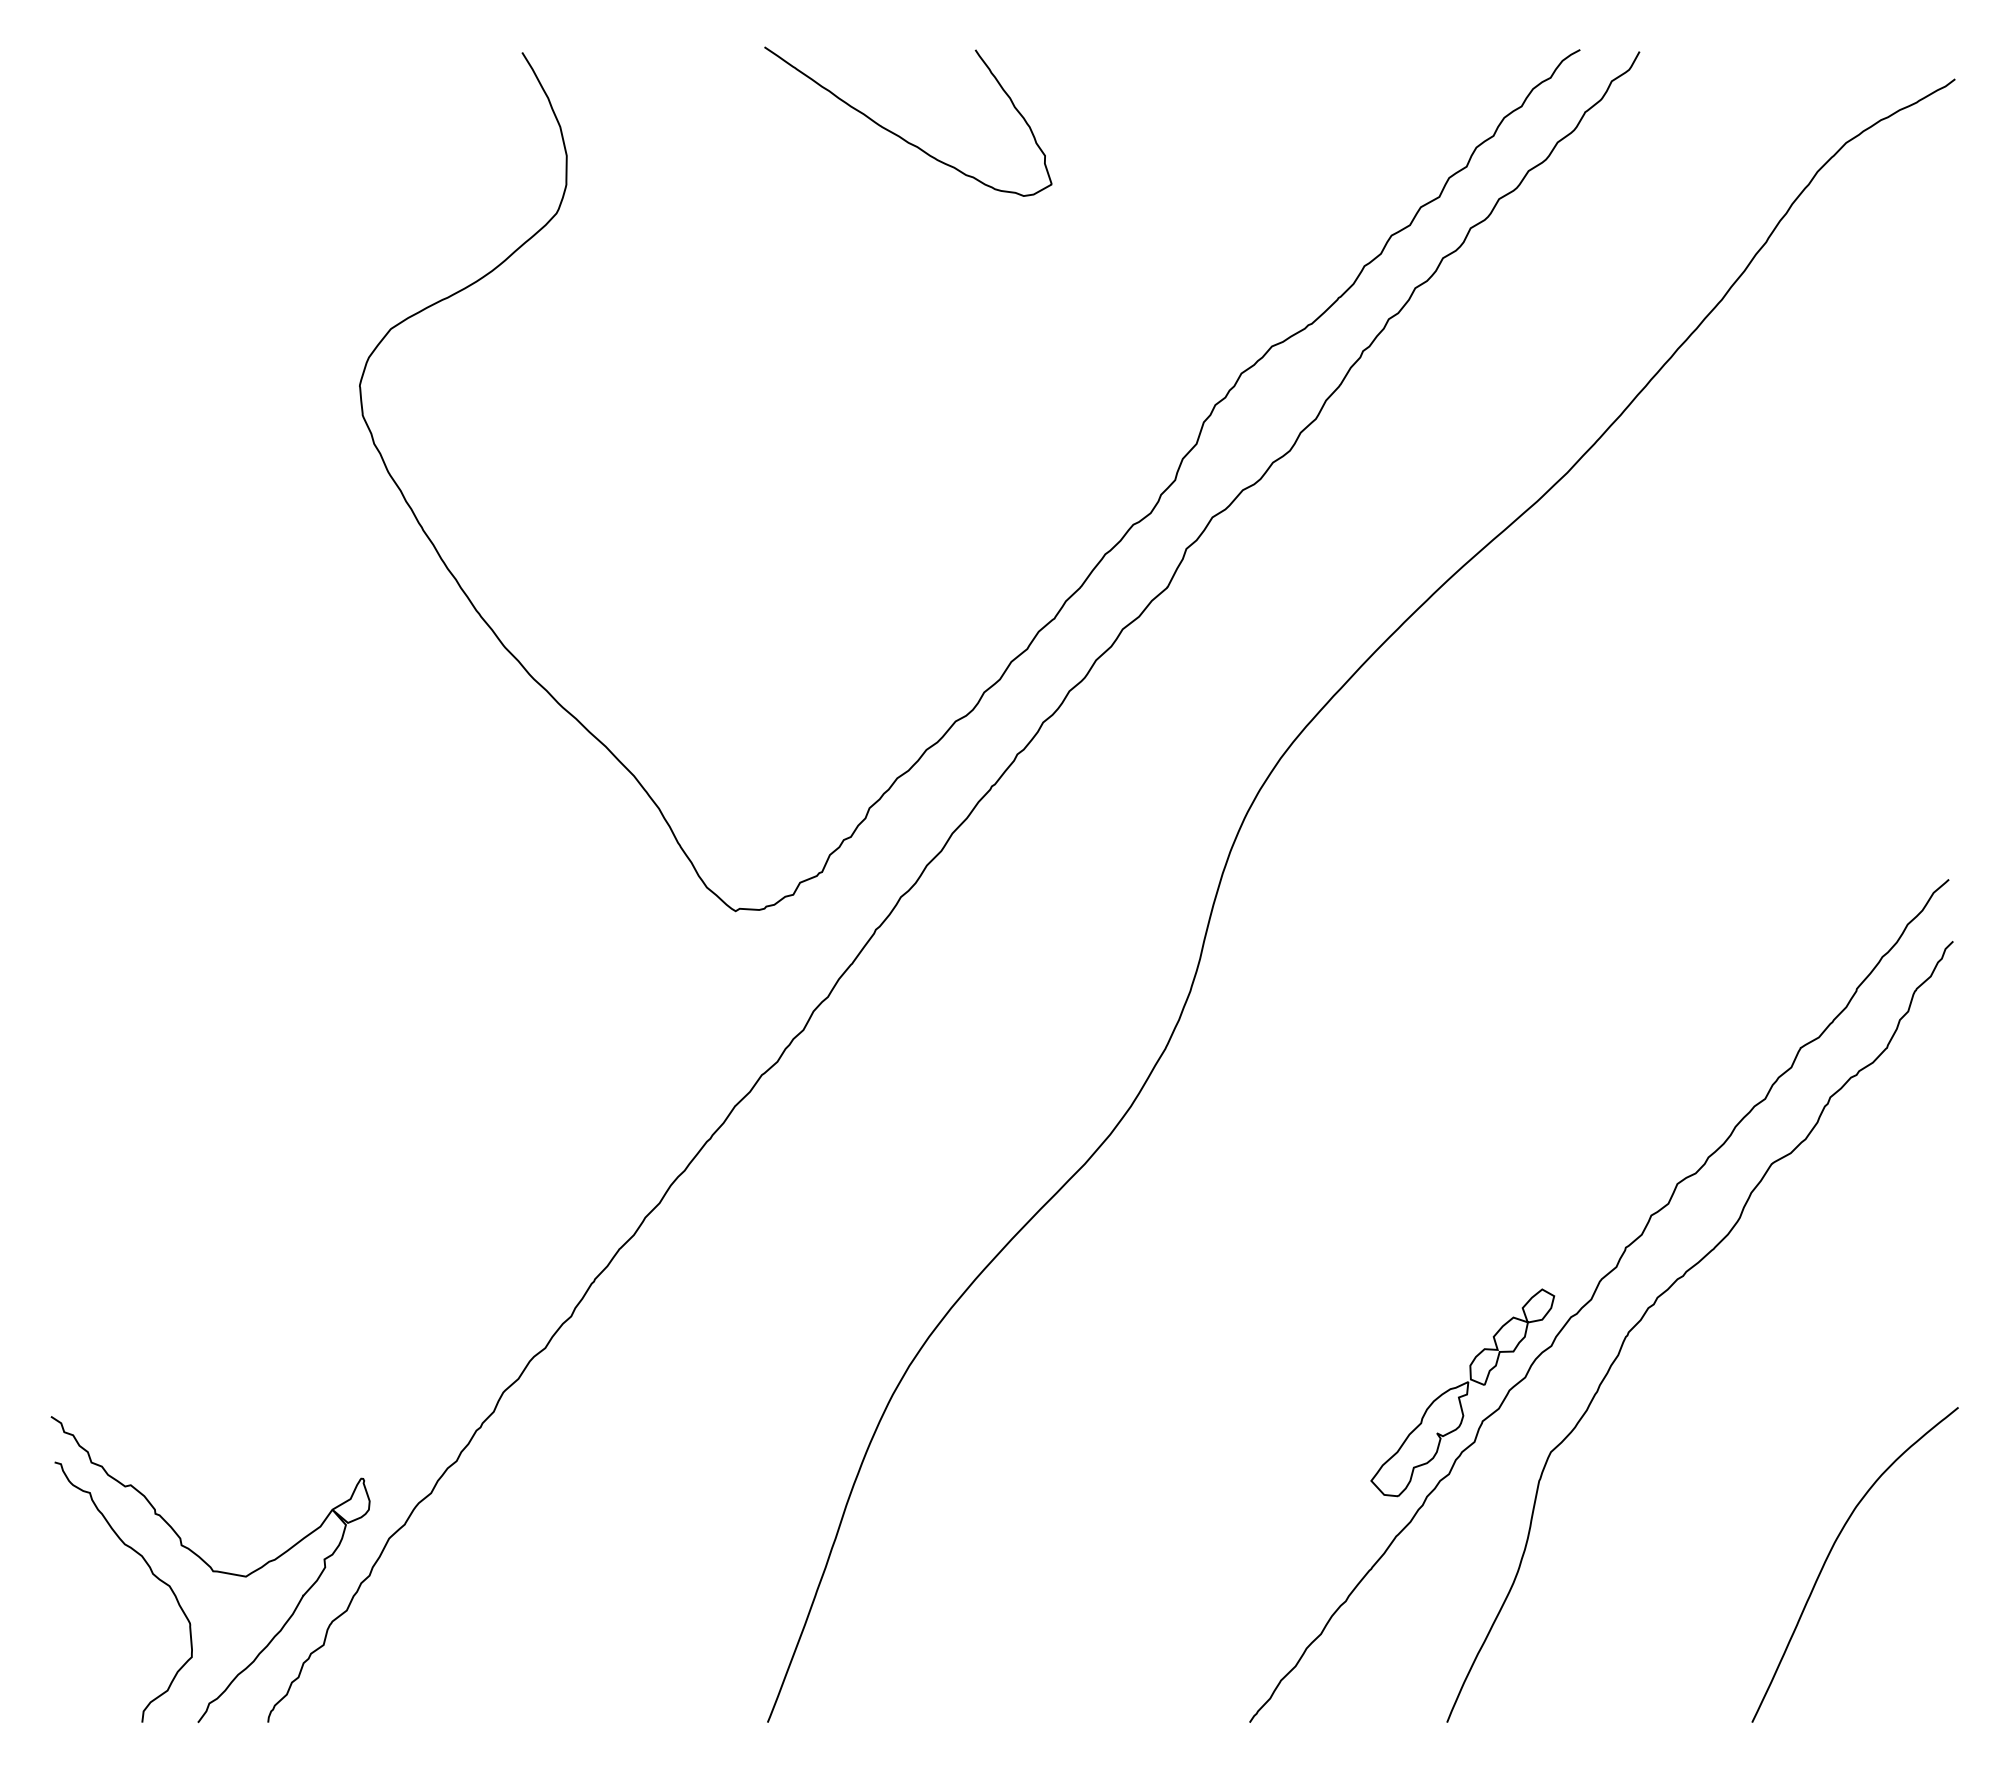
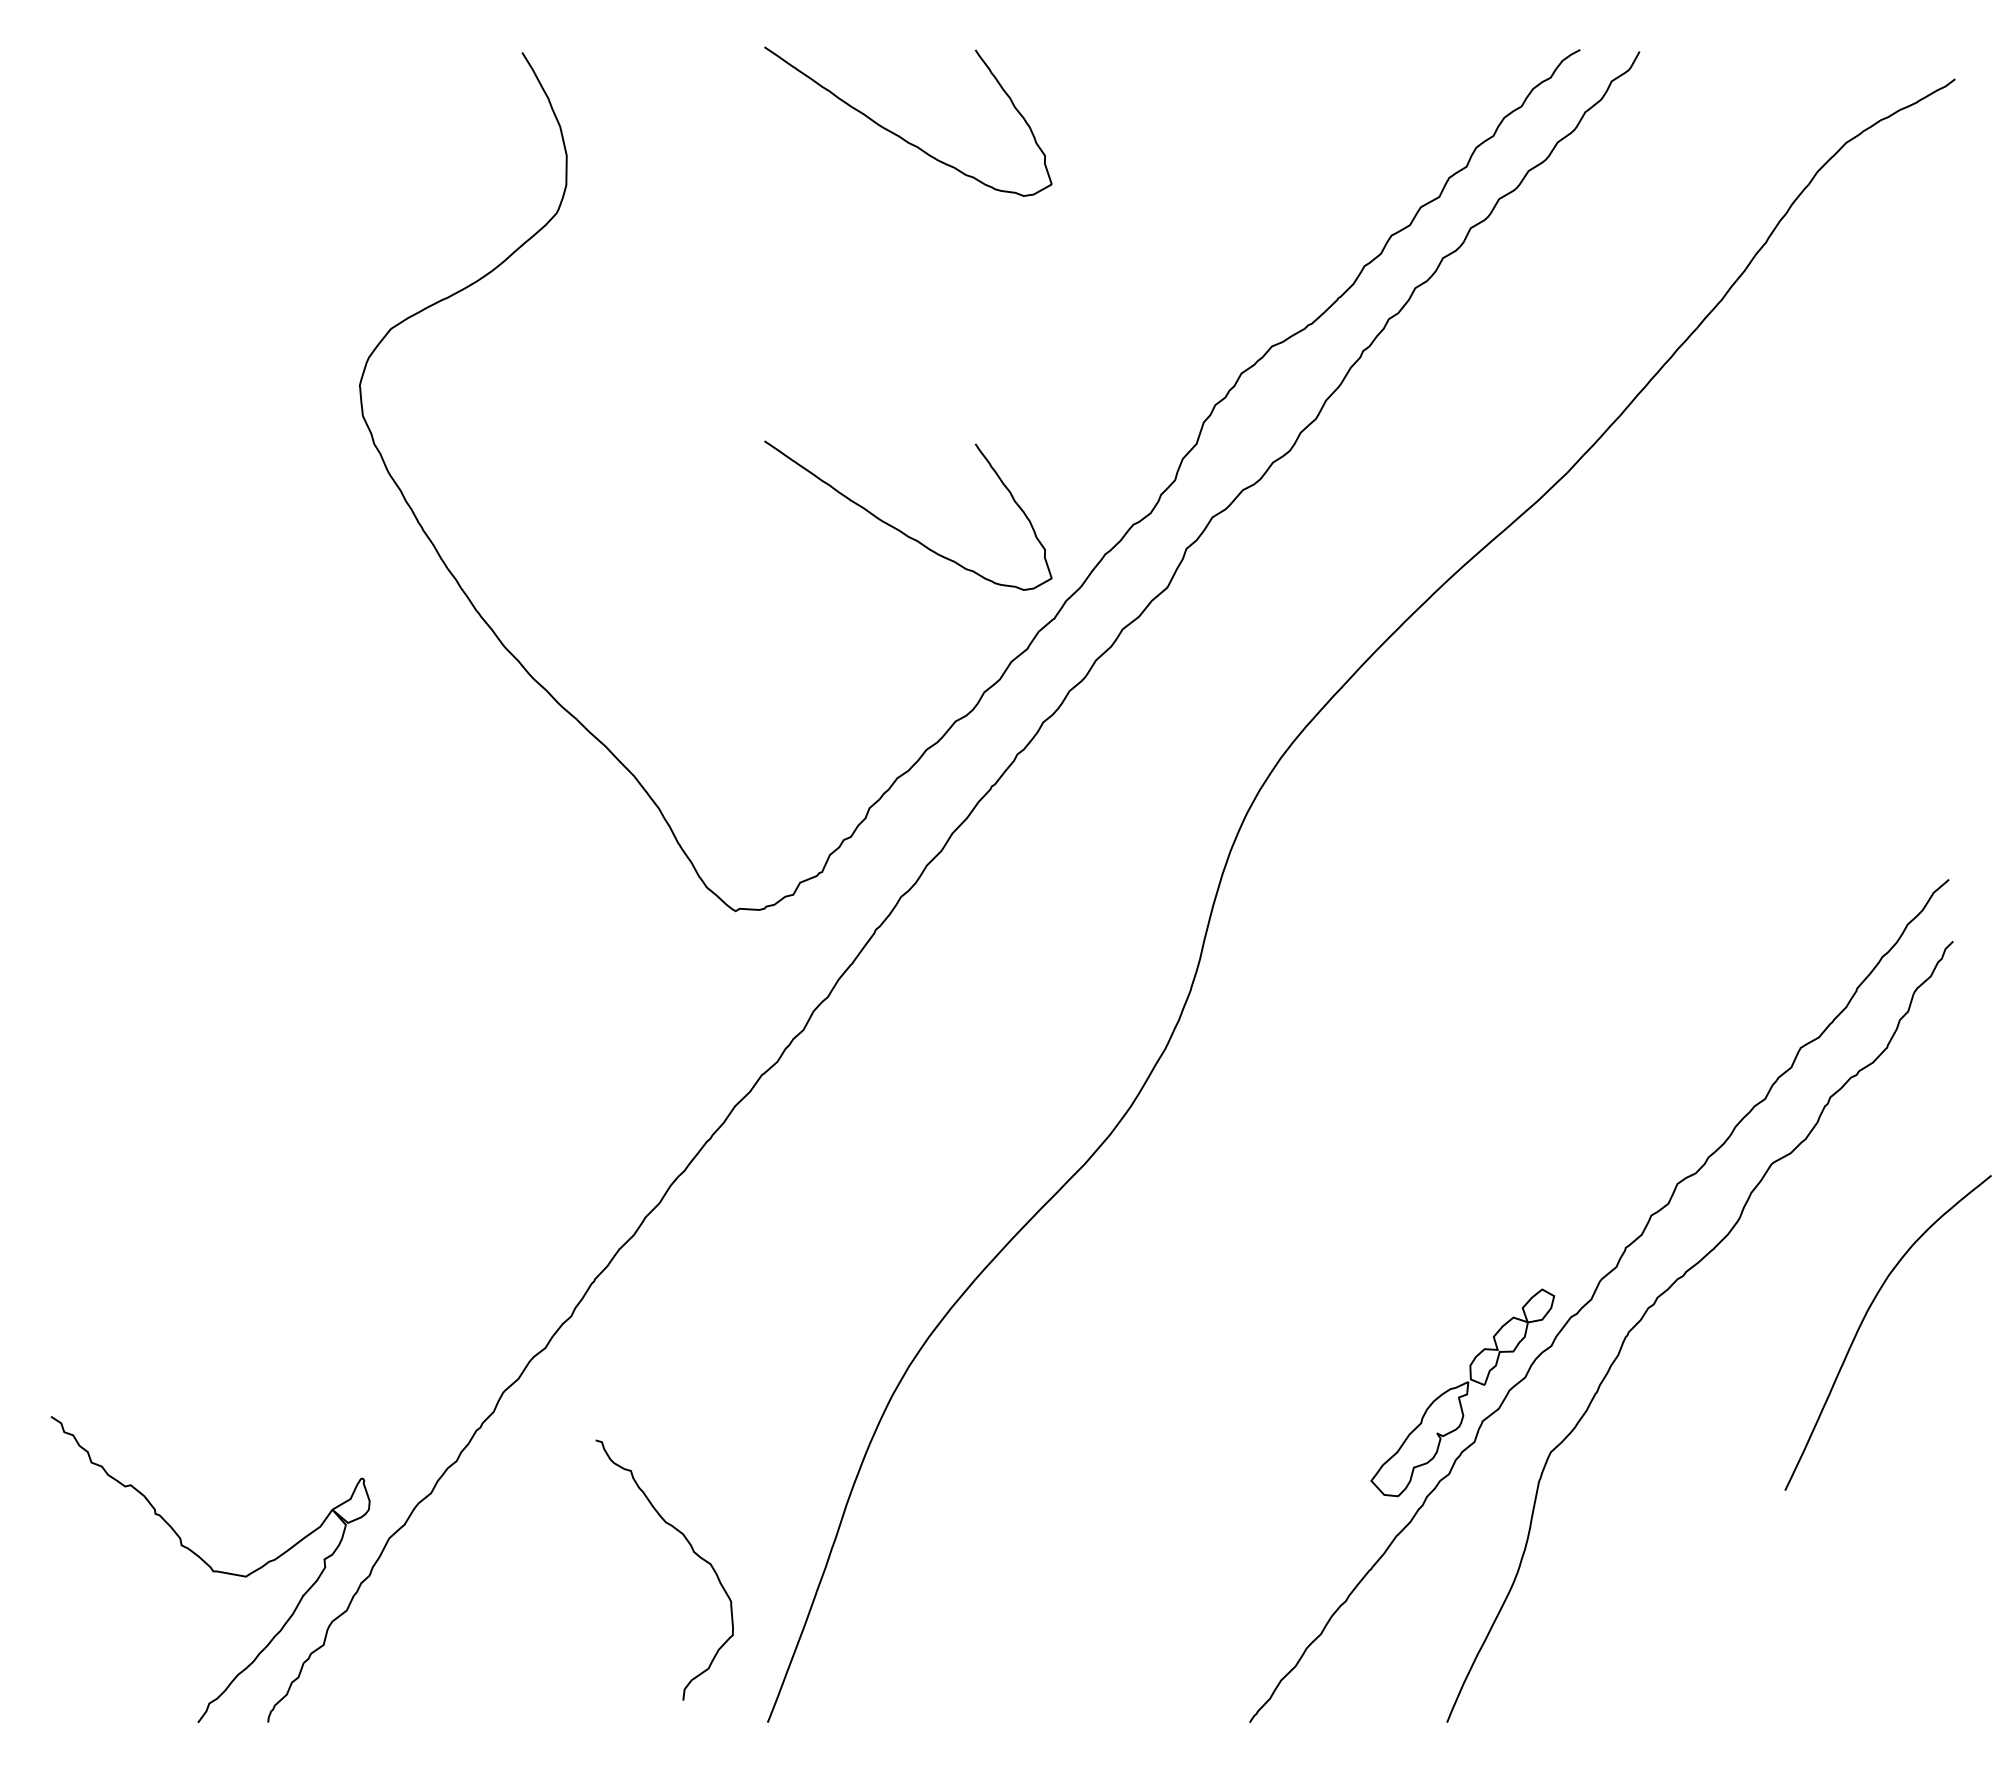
curve: none -> present (901, 530)
curve position: (1830, 1553) -> (1863, 1321) (1863, 1321)
curve position: (151, 1573) -> (692, 1551) (692, 1551)
